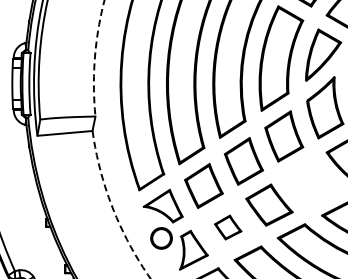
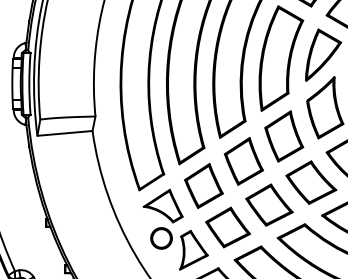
arc: dashed -> solid (94, 58)
part: none -> present (311, 182)
arc: dashed -> solid (113, 209)
part size: 29x27 px -> 47x43 px (228, 227)
